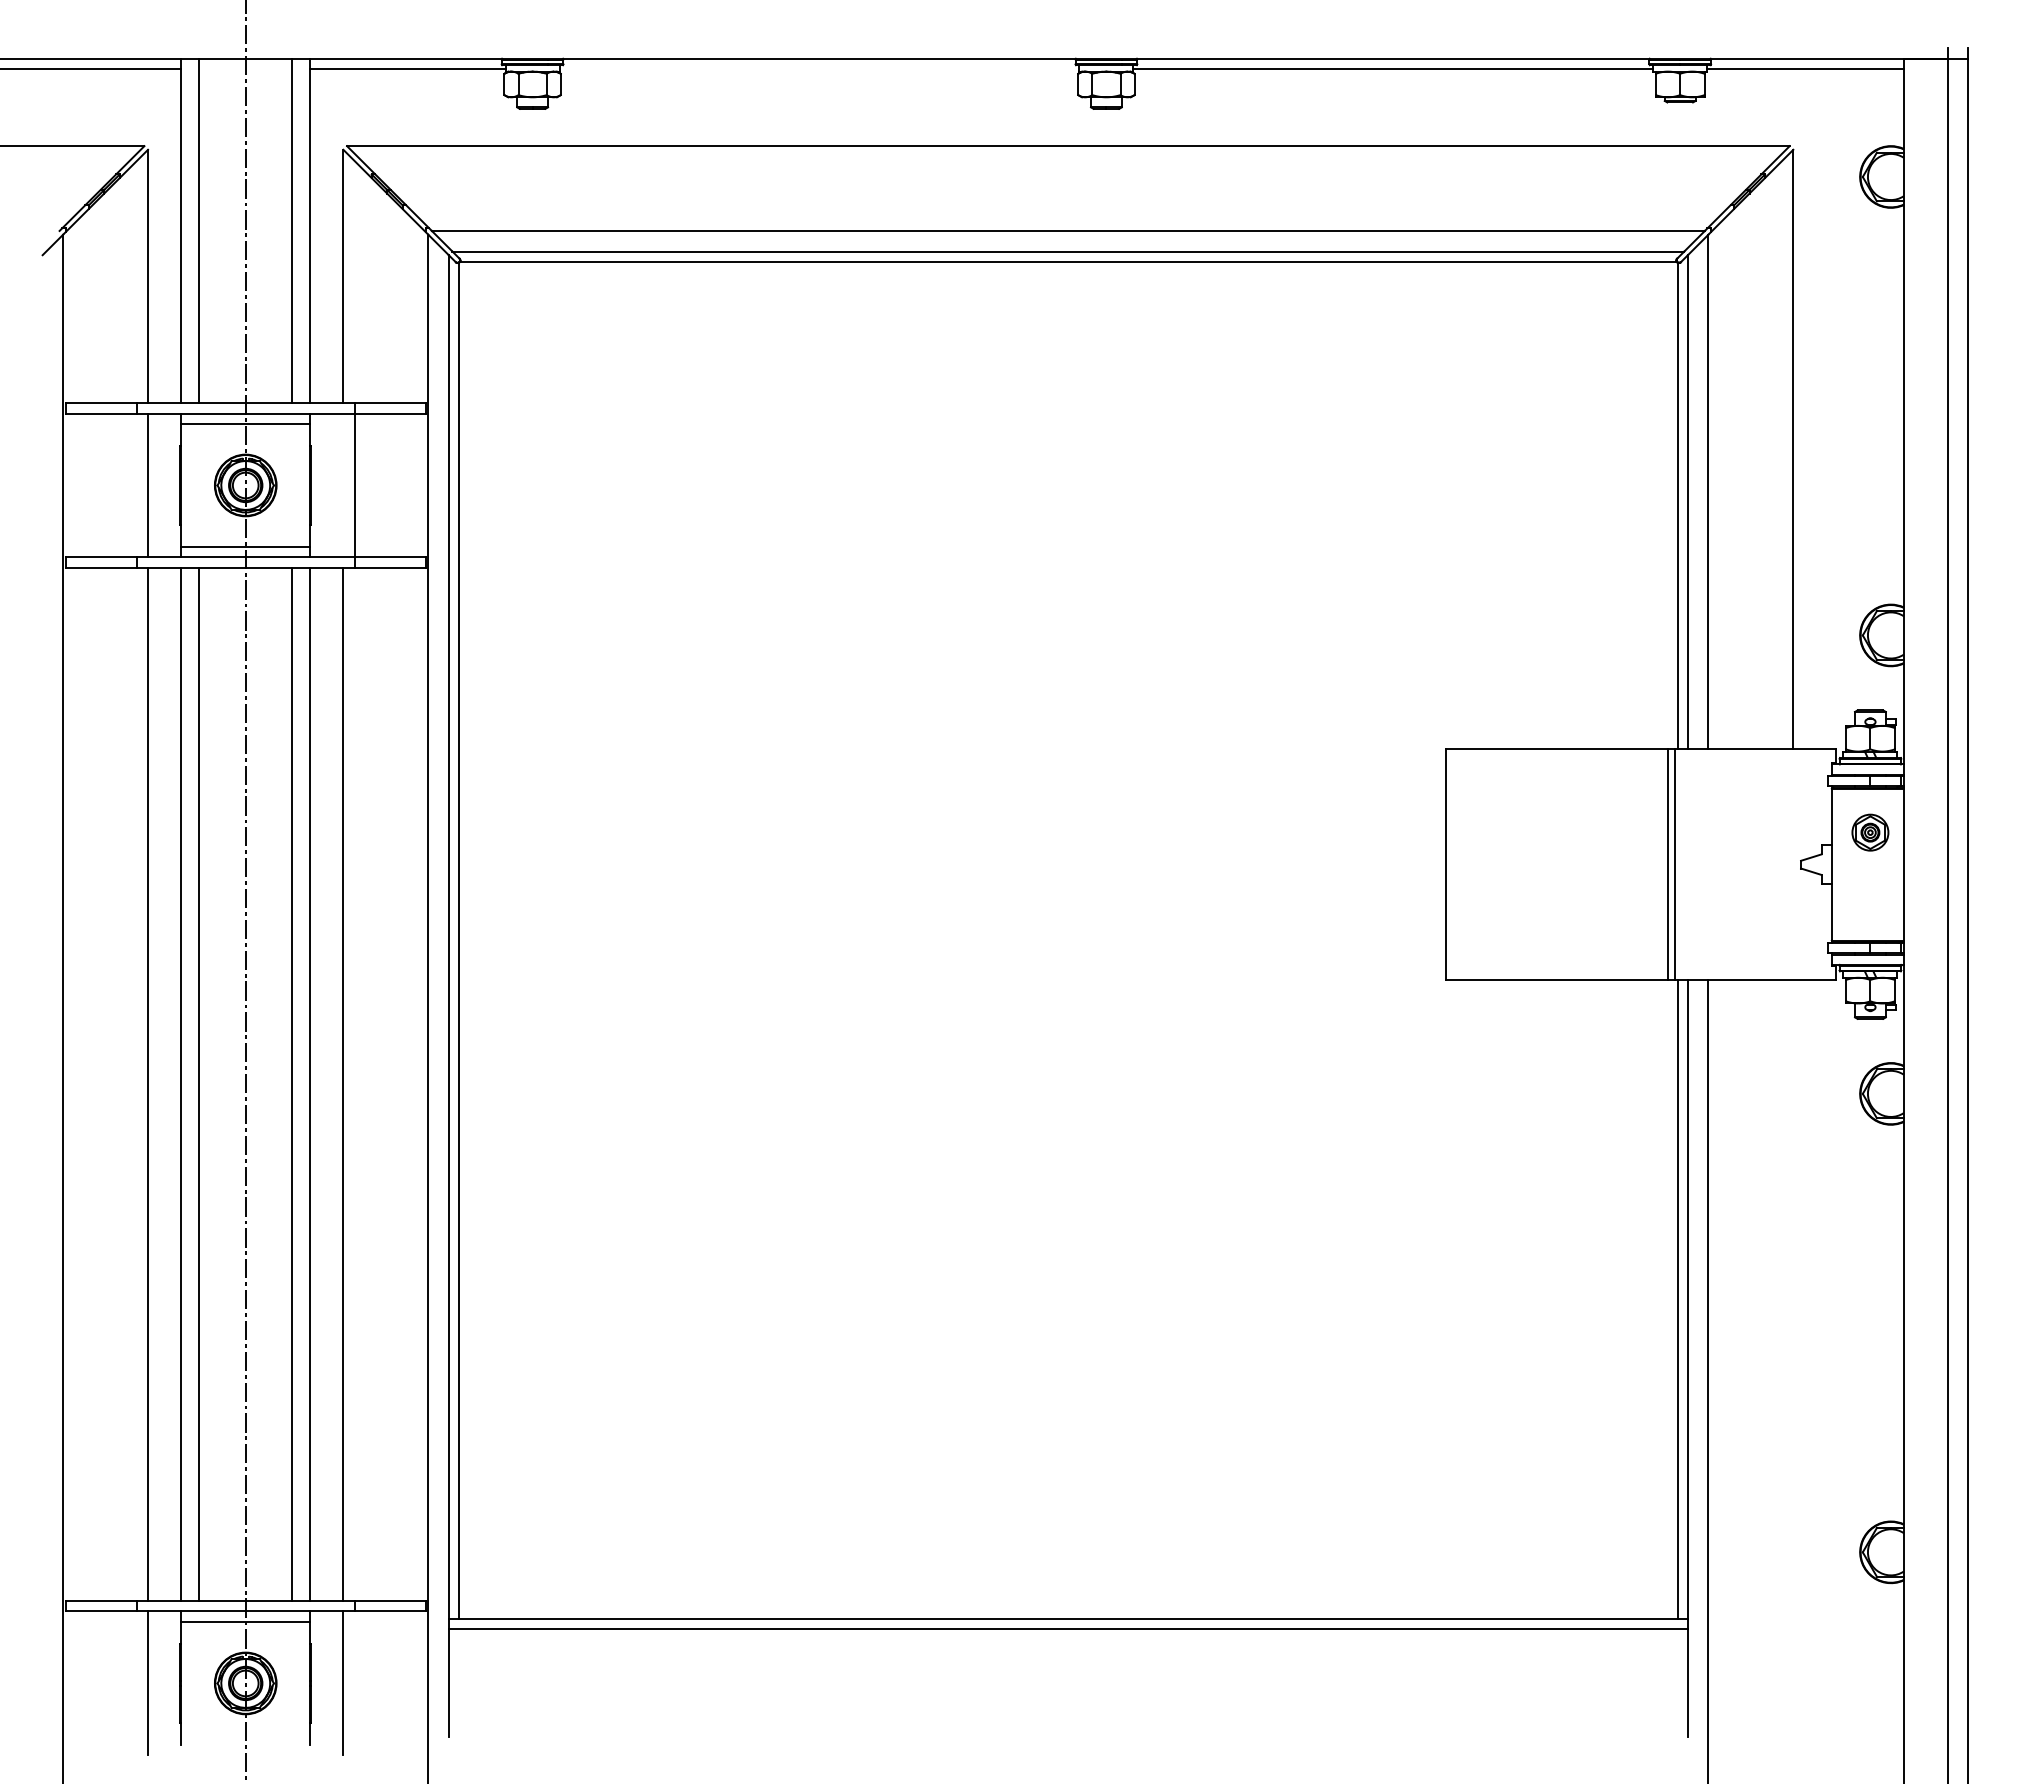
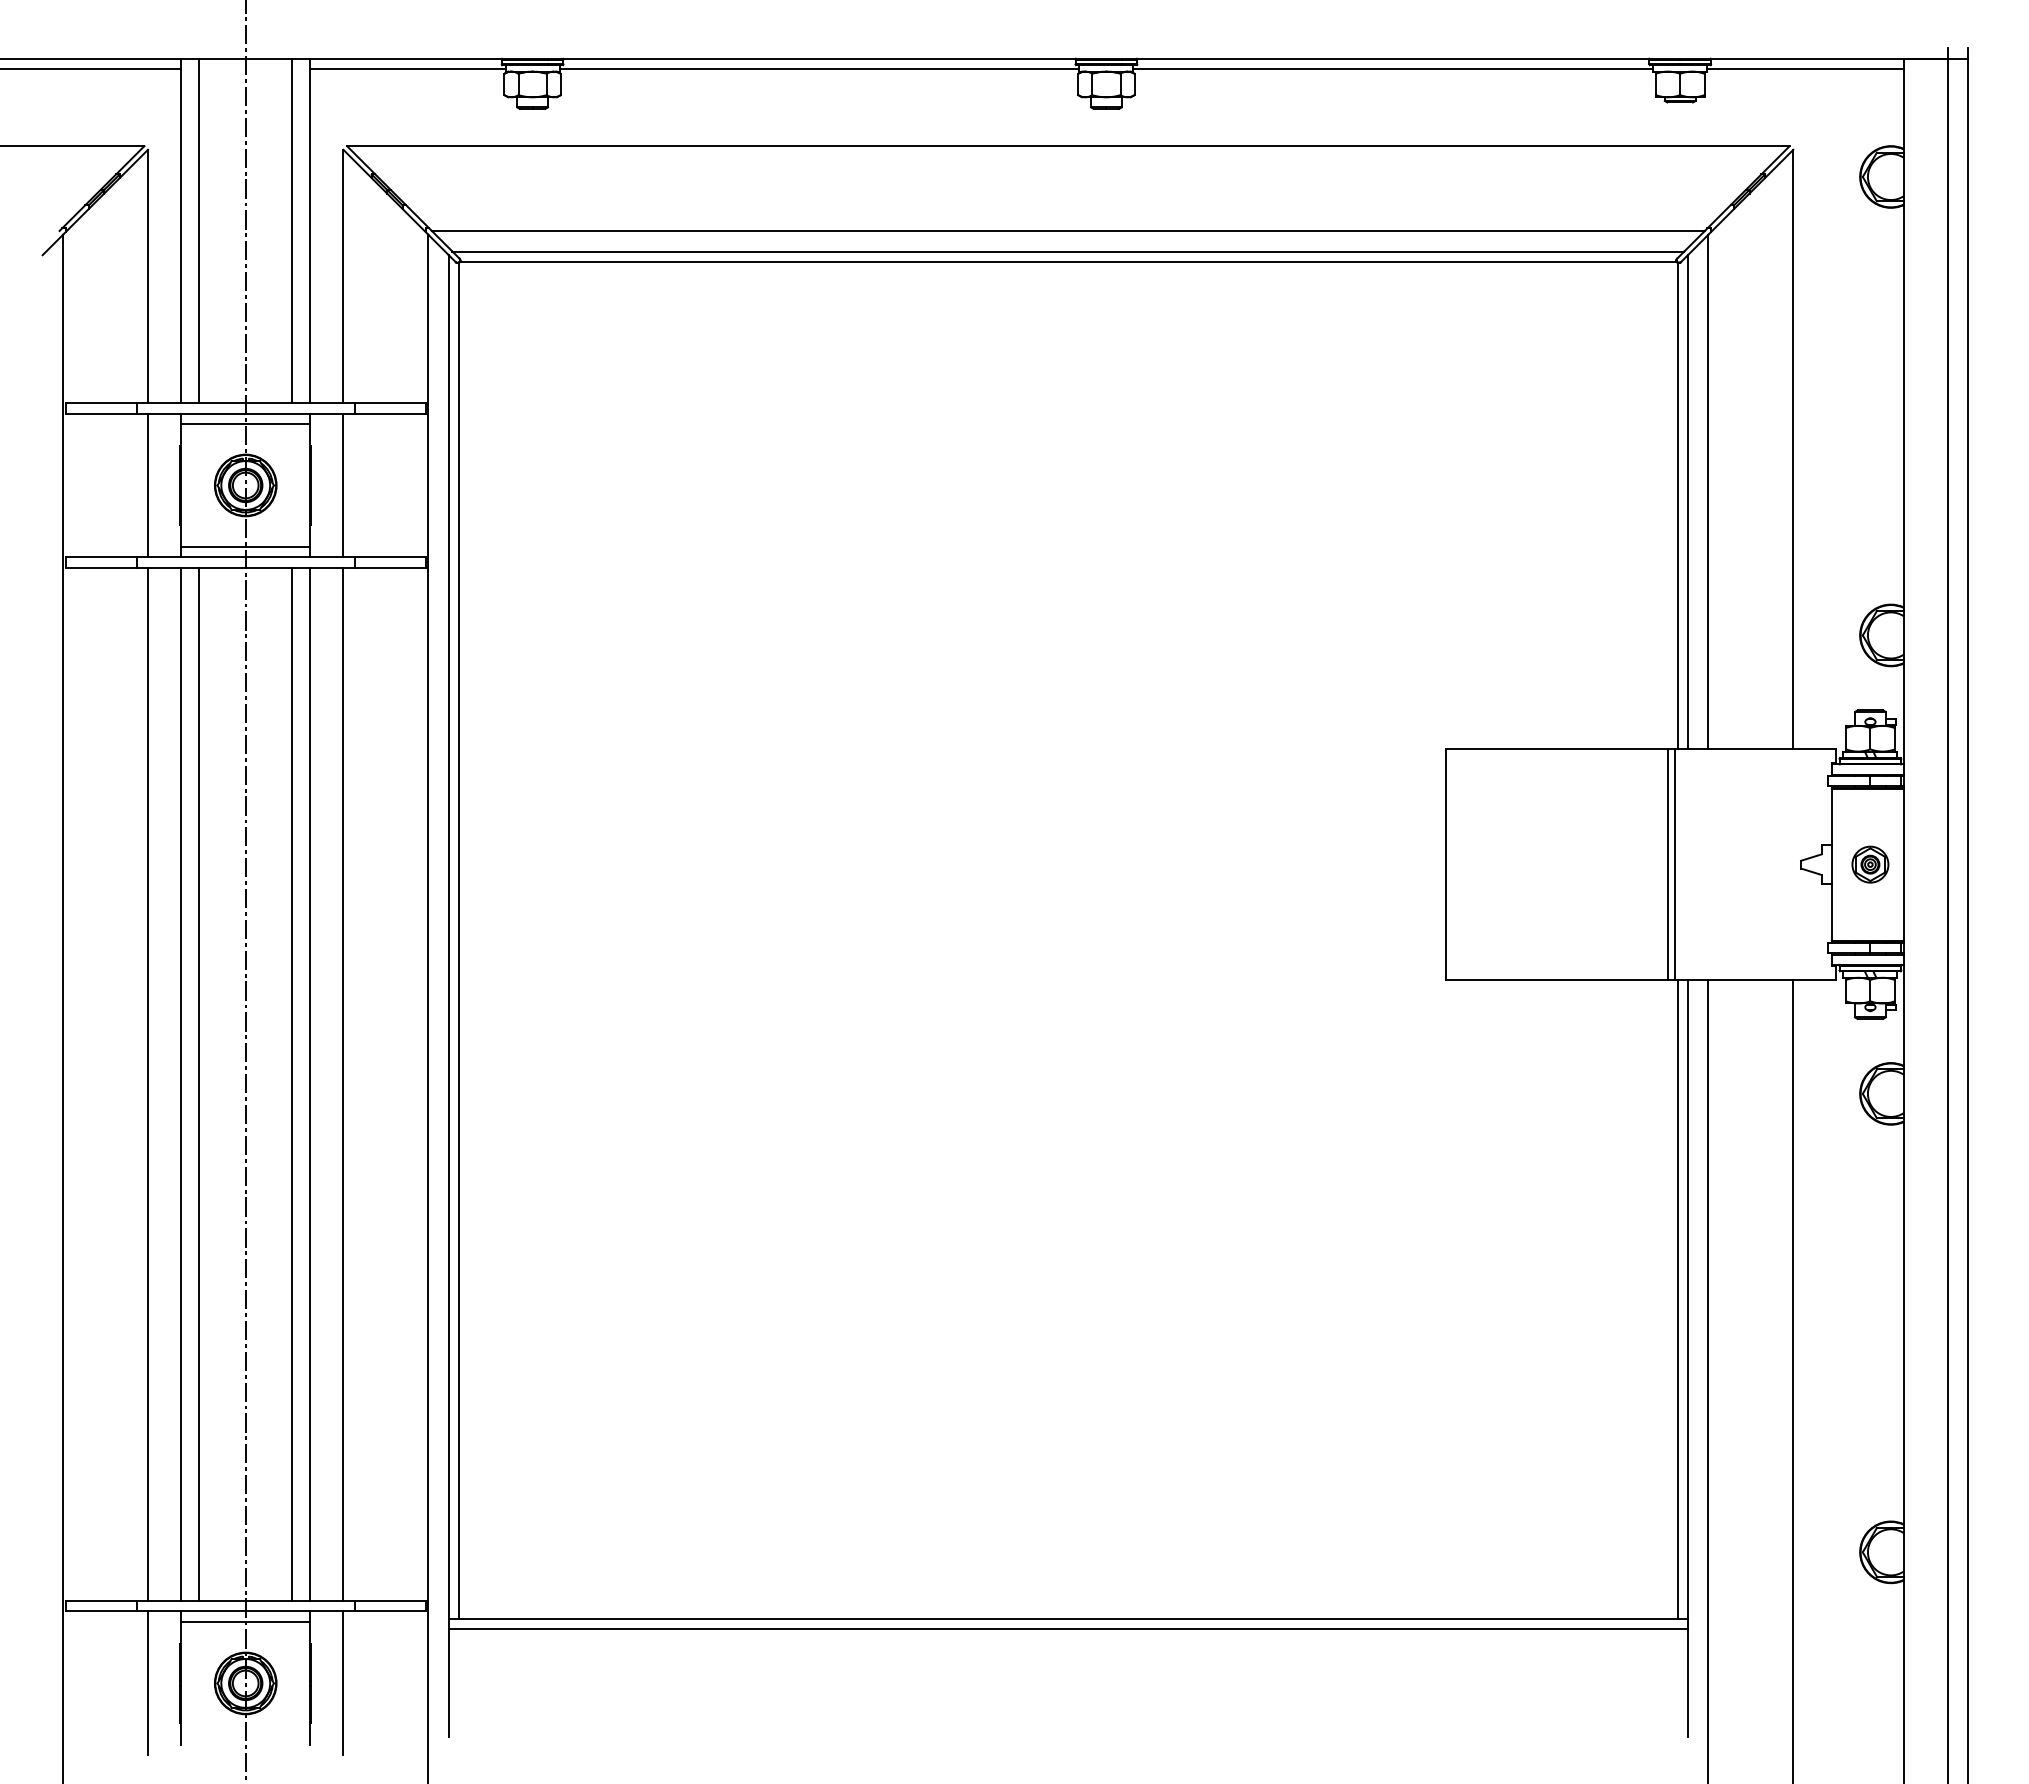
line: none -> present (819, 69)
line position: (355, 485) -> (343, 485) (343, 485)
part position: (1870, 832) -> (1870, 864) (1870, 864)
line: none -> present (1793, 1380)
